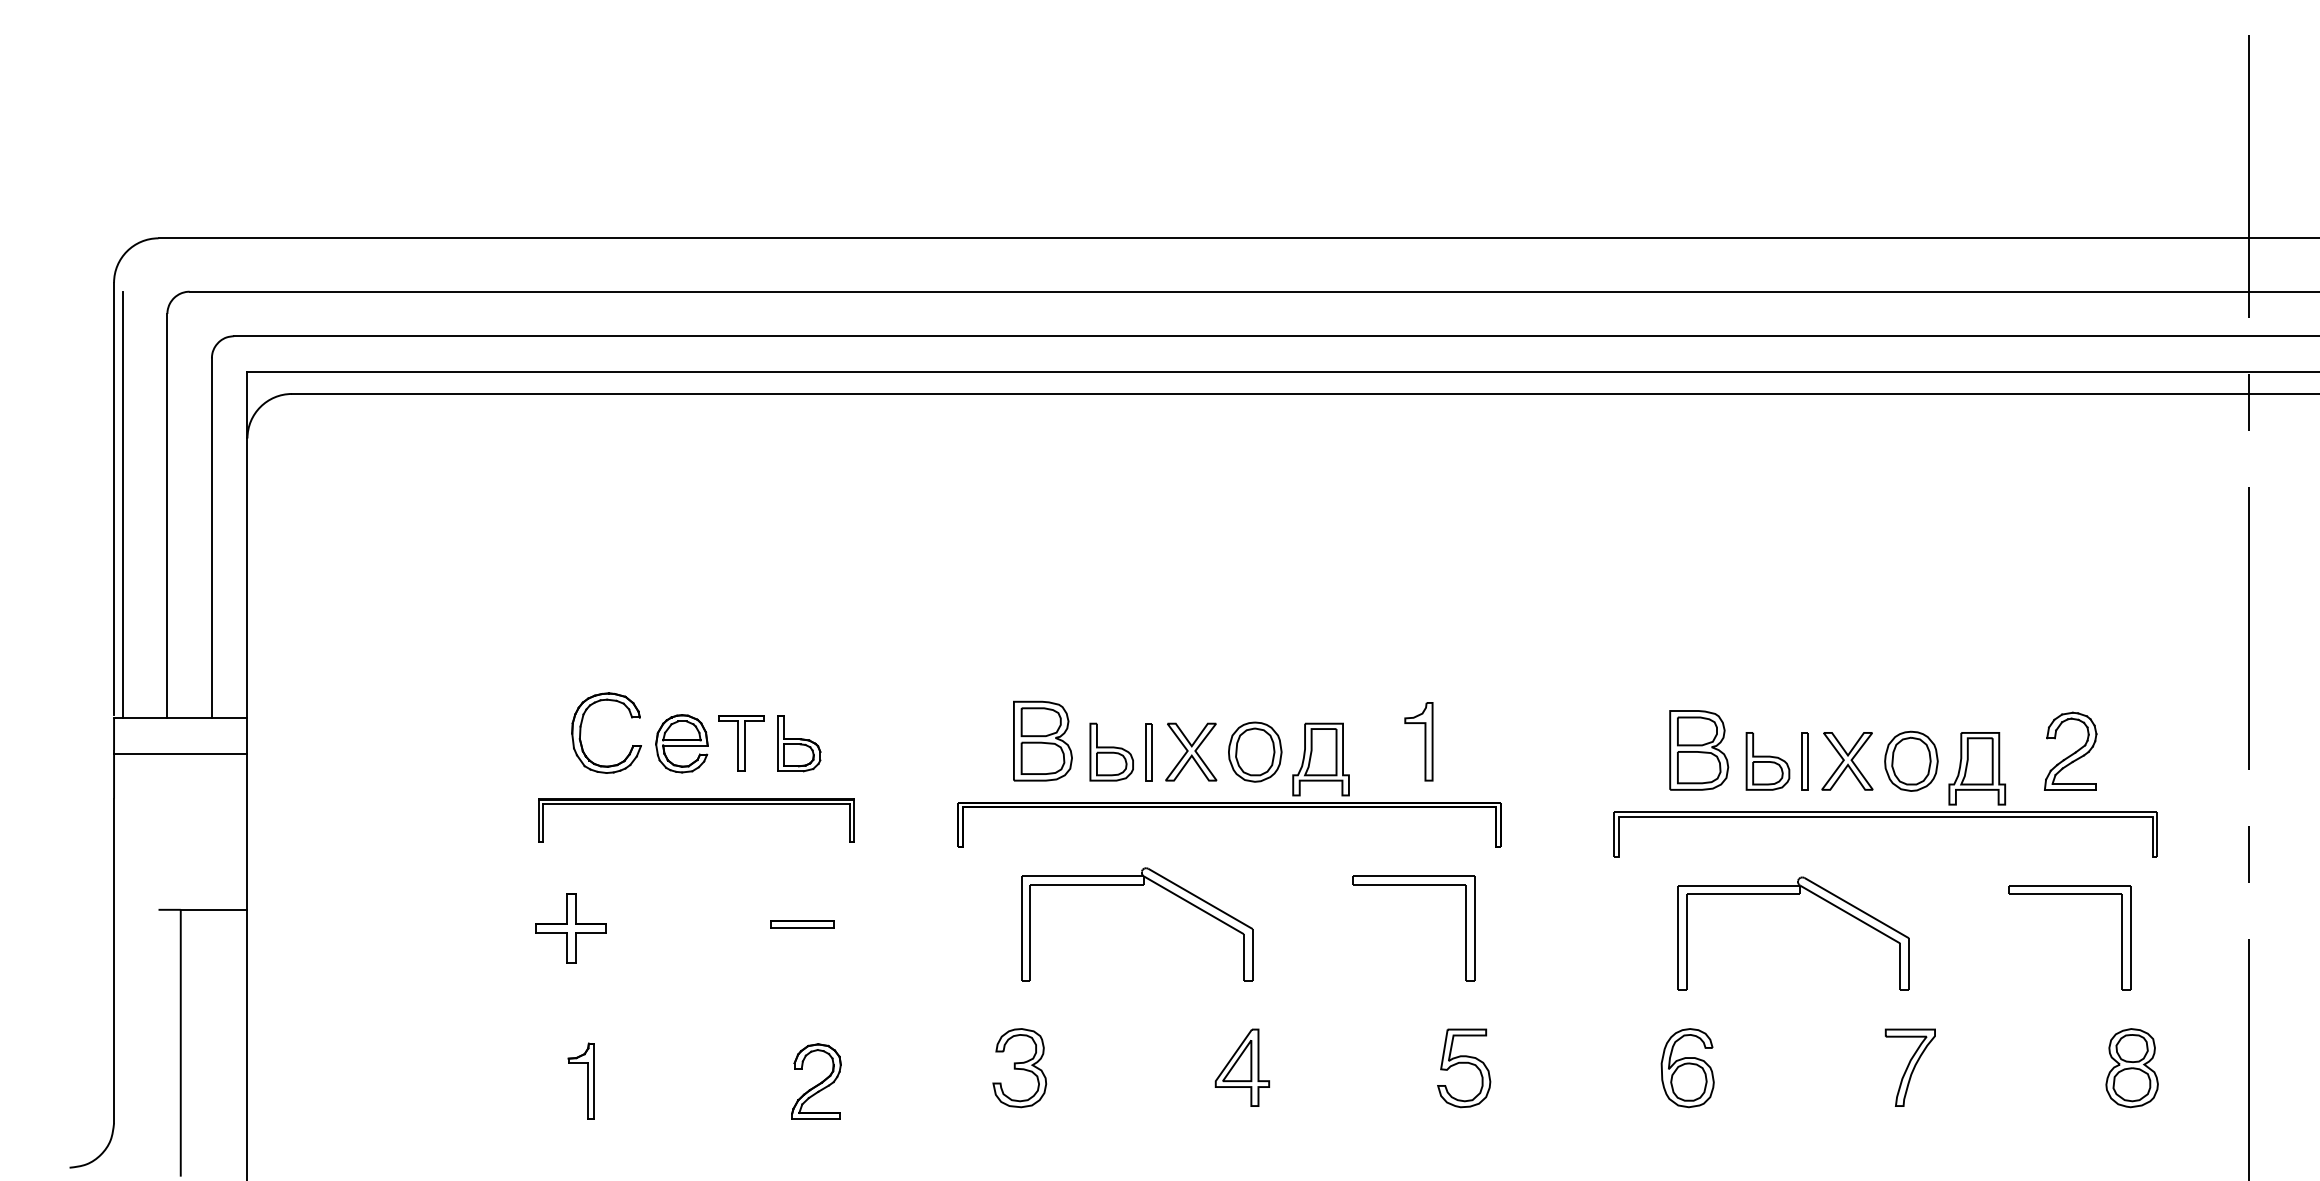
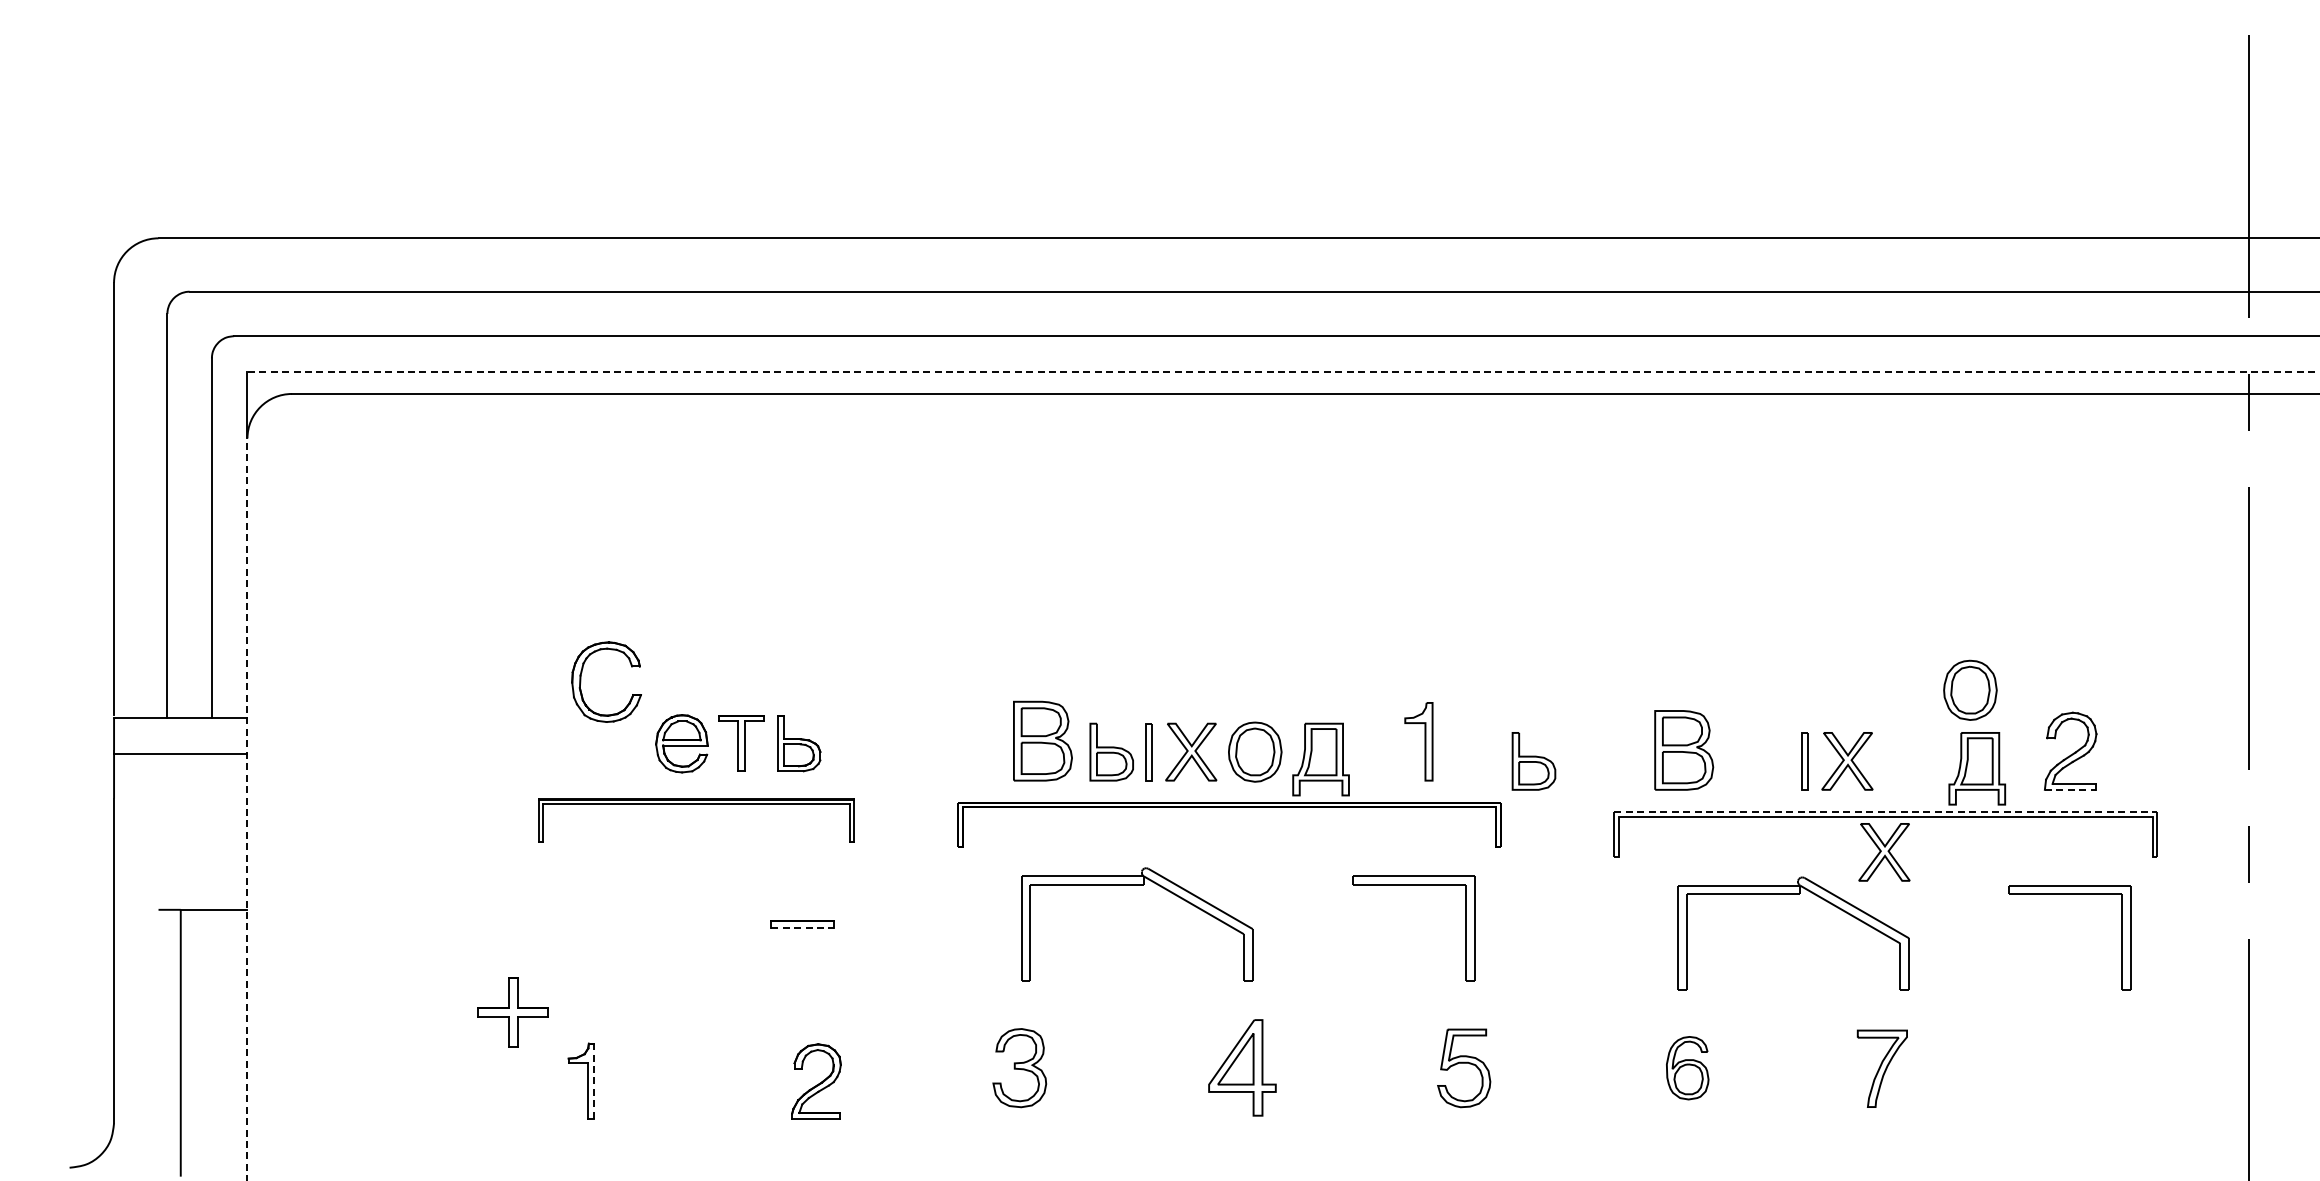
line: solid -> dashed (1283, 371)
line: present -> none (122, 504)
part position: (581, 732) -> (581, 681) (581, 681)
part position: (1699, 750) -> (1684, 750) (1684, 750)
part position: (1911, 760) -> (1970, 689) (1970, 689)
part position: (1767, 761) -> (1533, 761) (1533, 761)
line: solid -> dashed (2070, 789)
line: solid -> dashed (247, 809)
line: solid -> dashed (1886, 812)
part: none -> present (1884, 852)
part position: (570, 928) -> (512, 1012) (512, 1012)
line: solid -> dashed (803, 928)
part size: 57x79 px -> 69x98 px (1242, 1067)
part position: (1909, 1067) -> (1881, 1068) (1881, 1068)
part size: 55x81 px -> 44x65 px (1687, 1068)
part: present -> none (2131, 1068)
line: solid -> dashed (594, 1081)
